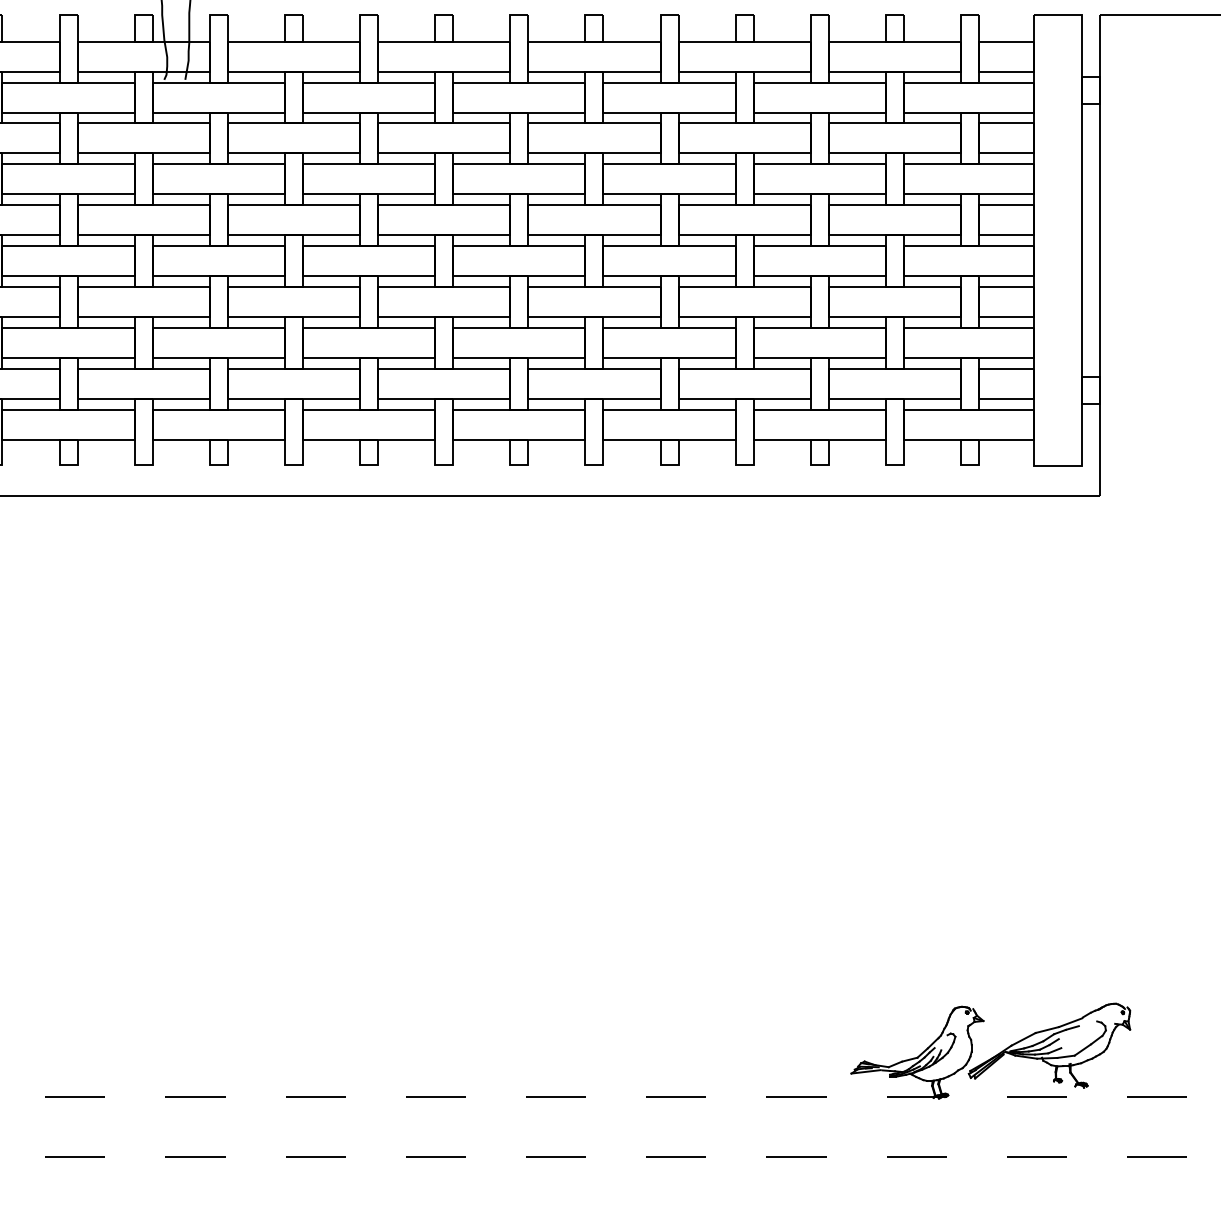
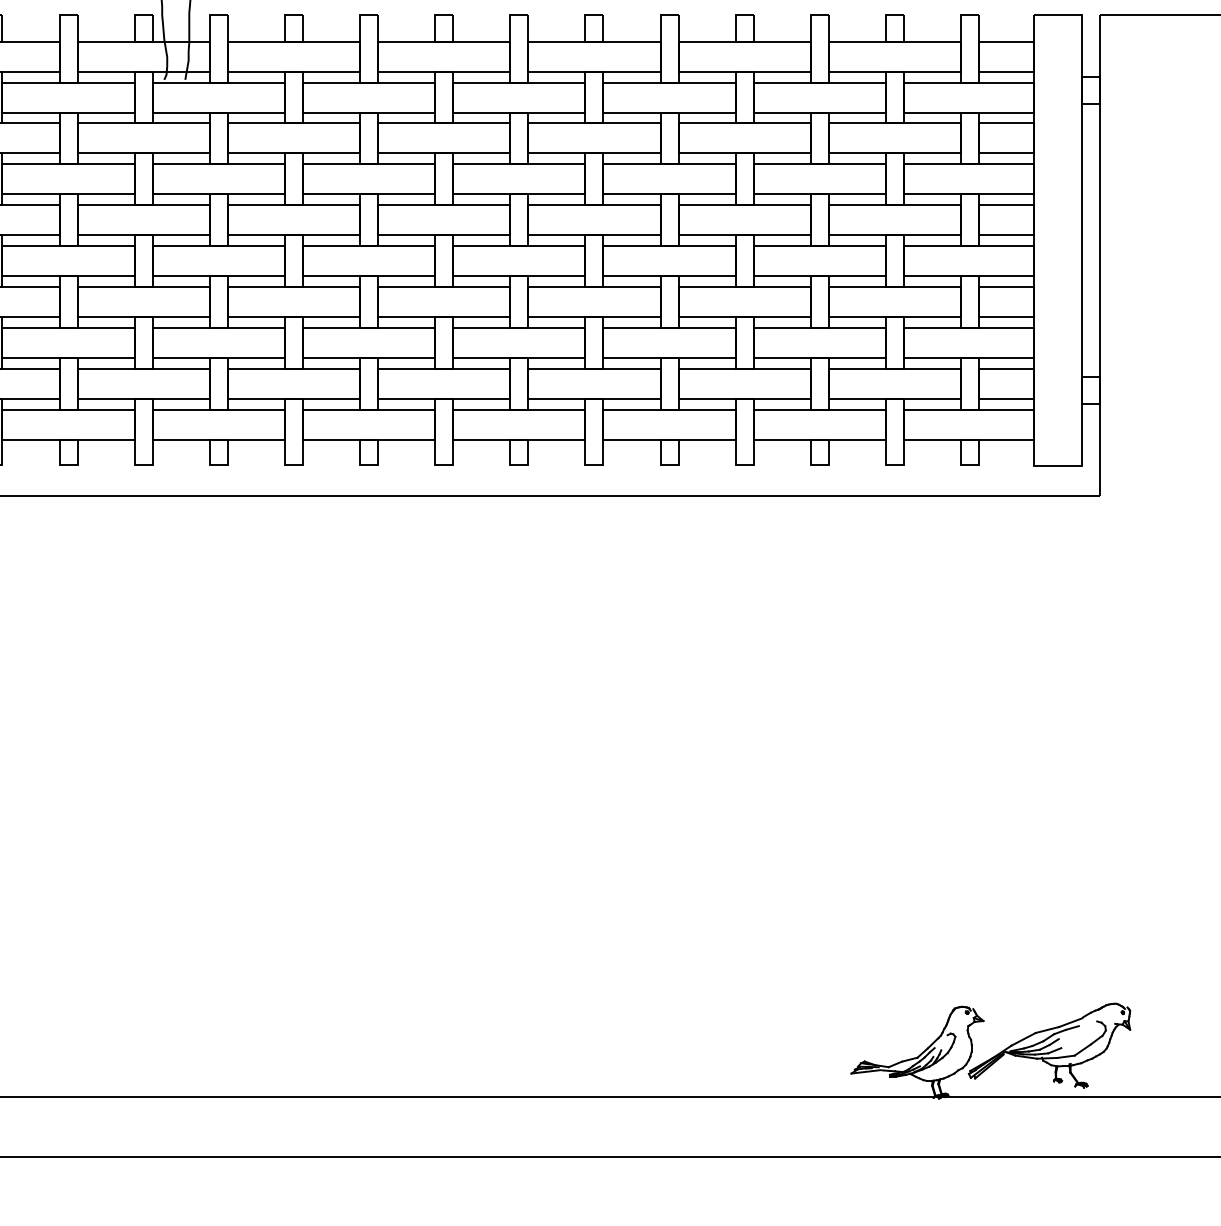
line: dashed -> solid (610, 1097)
line: dashed -> solid (610, 1157)
